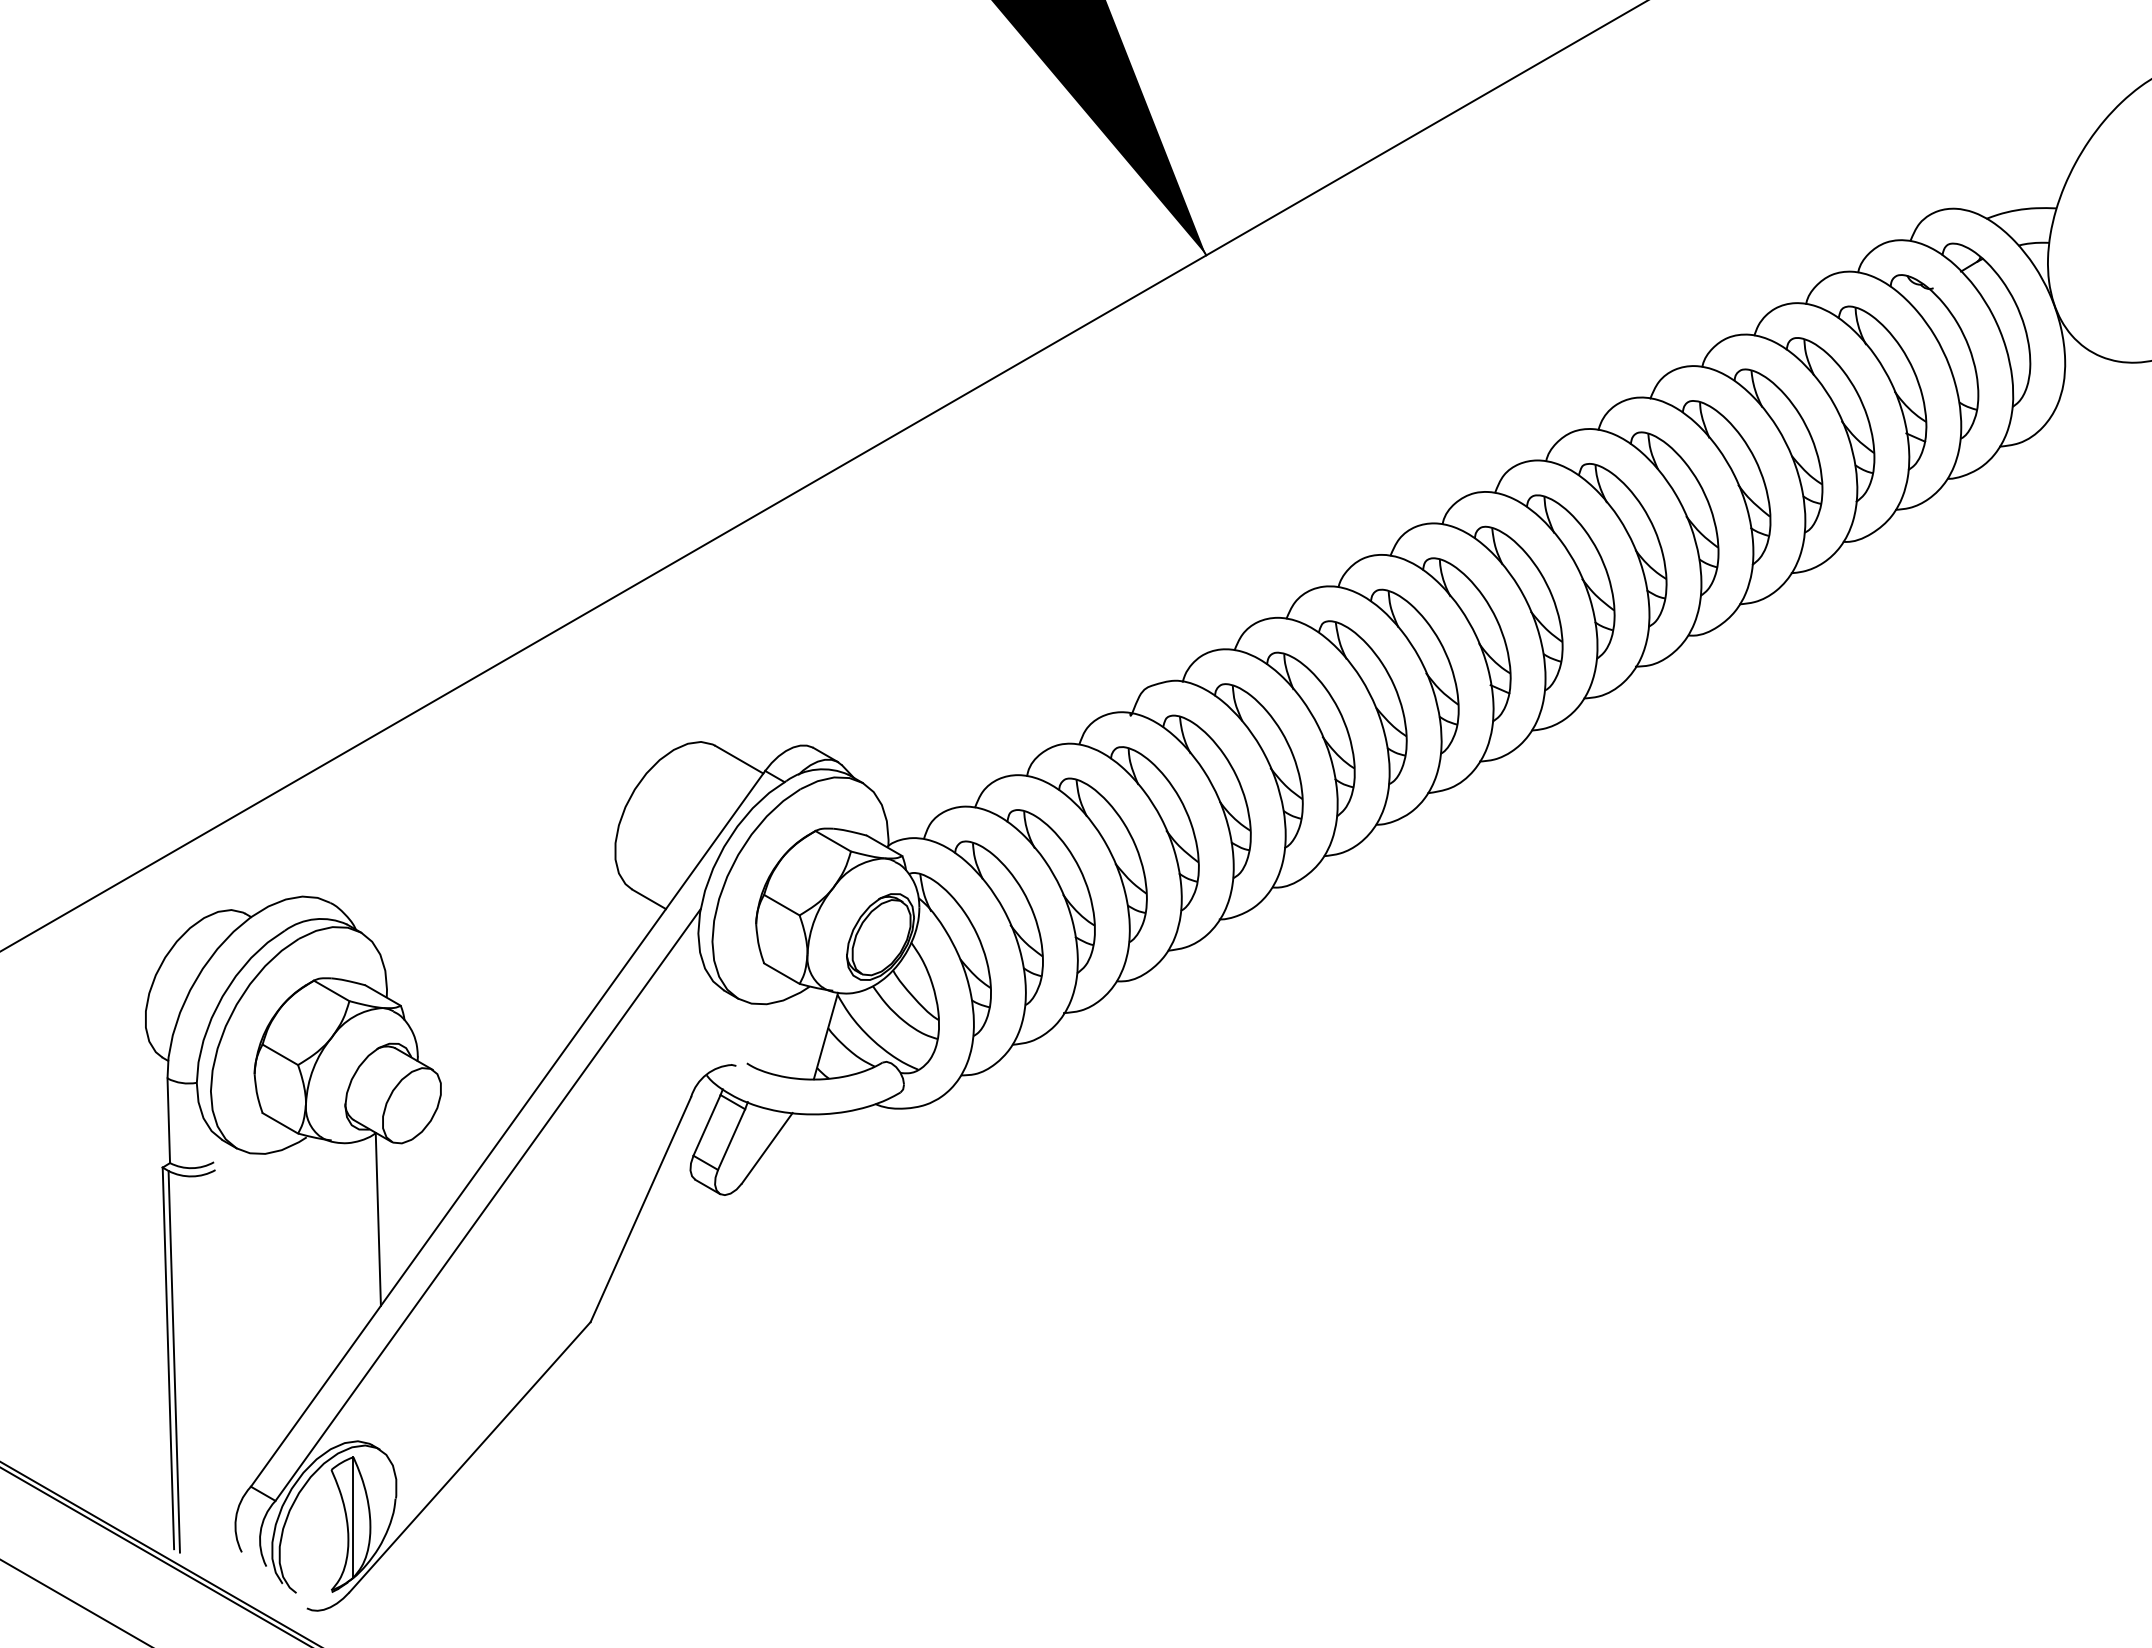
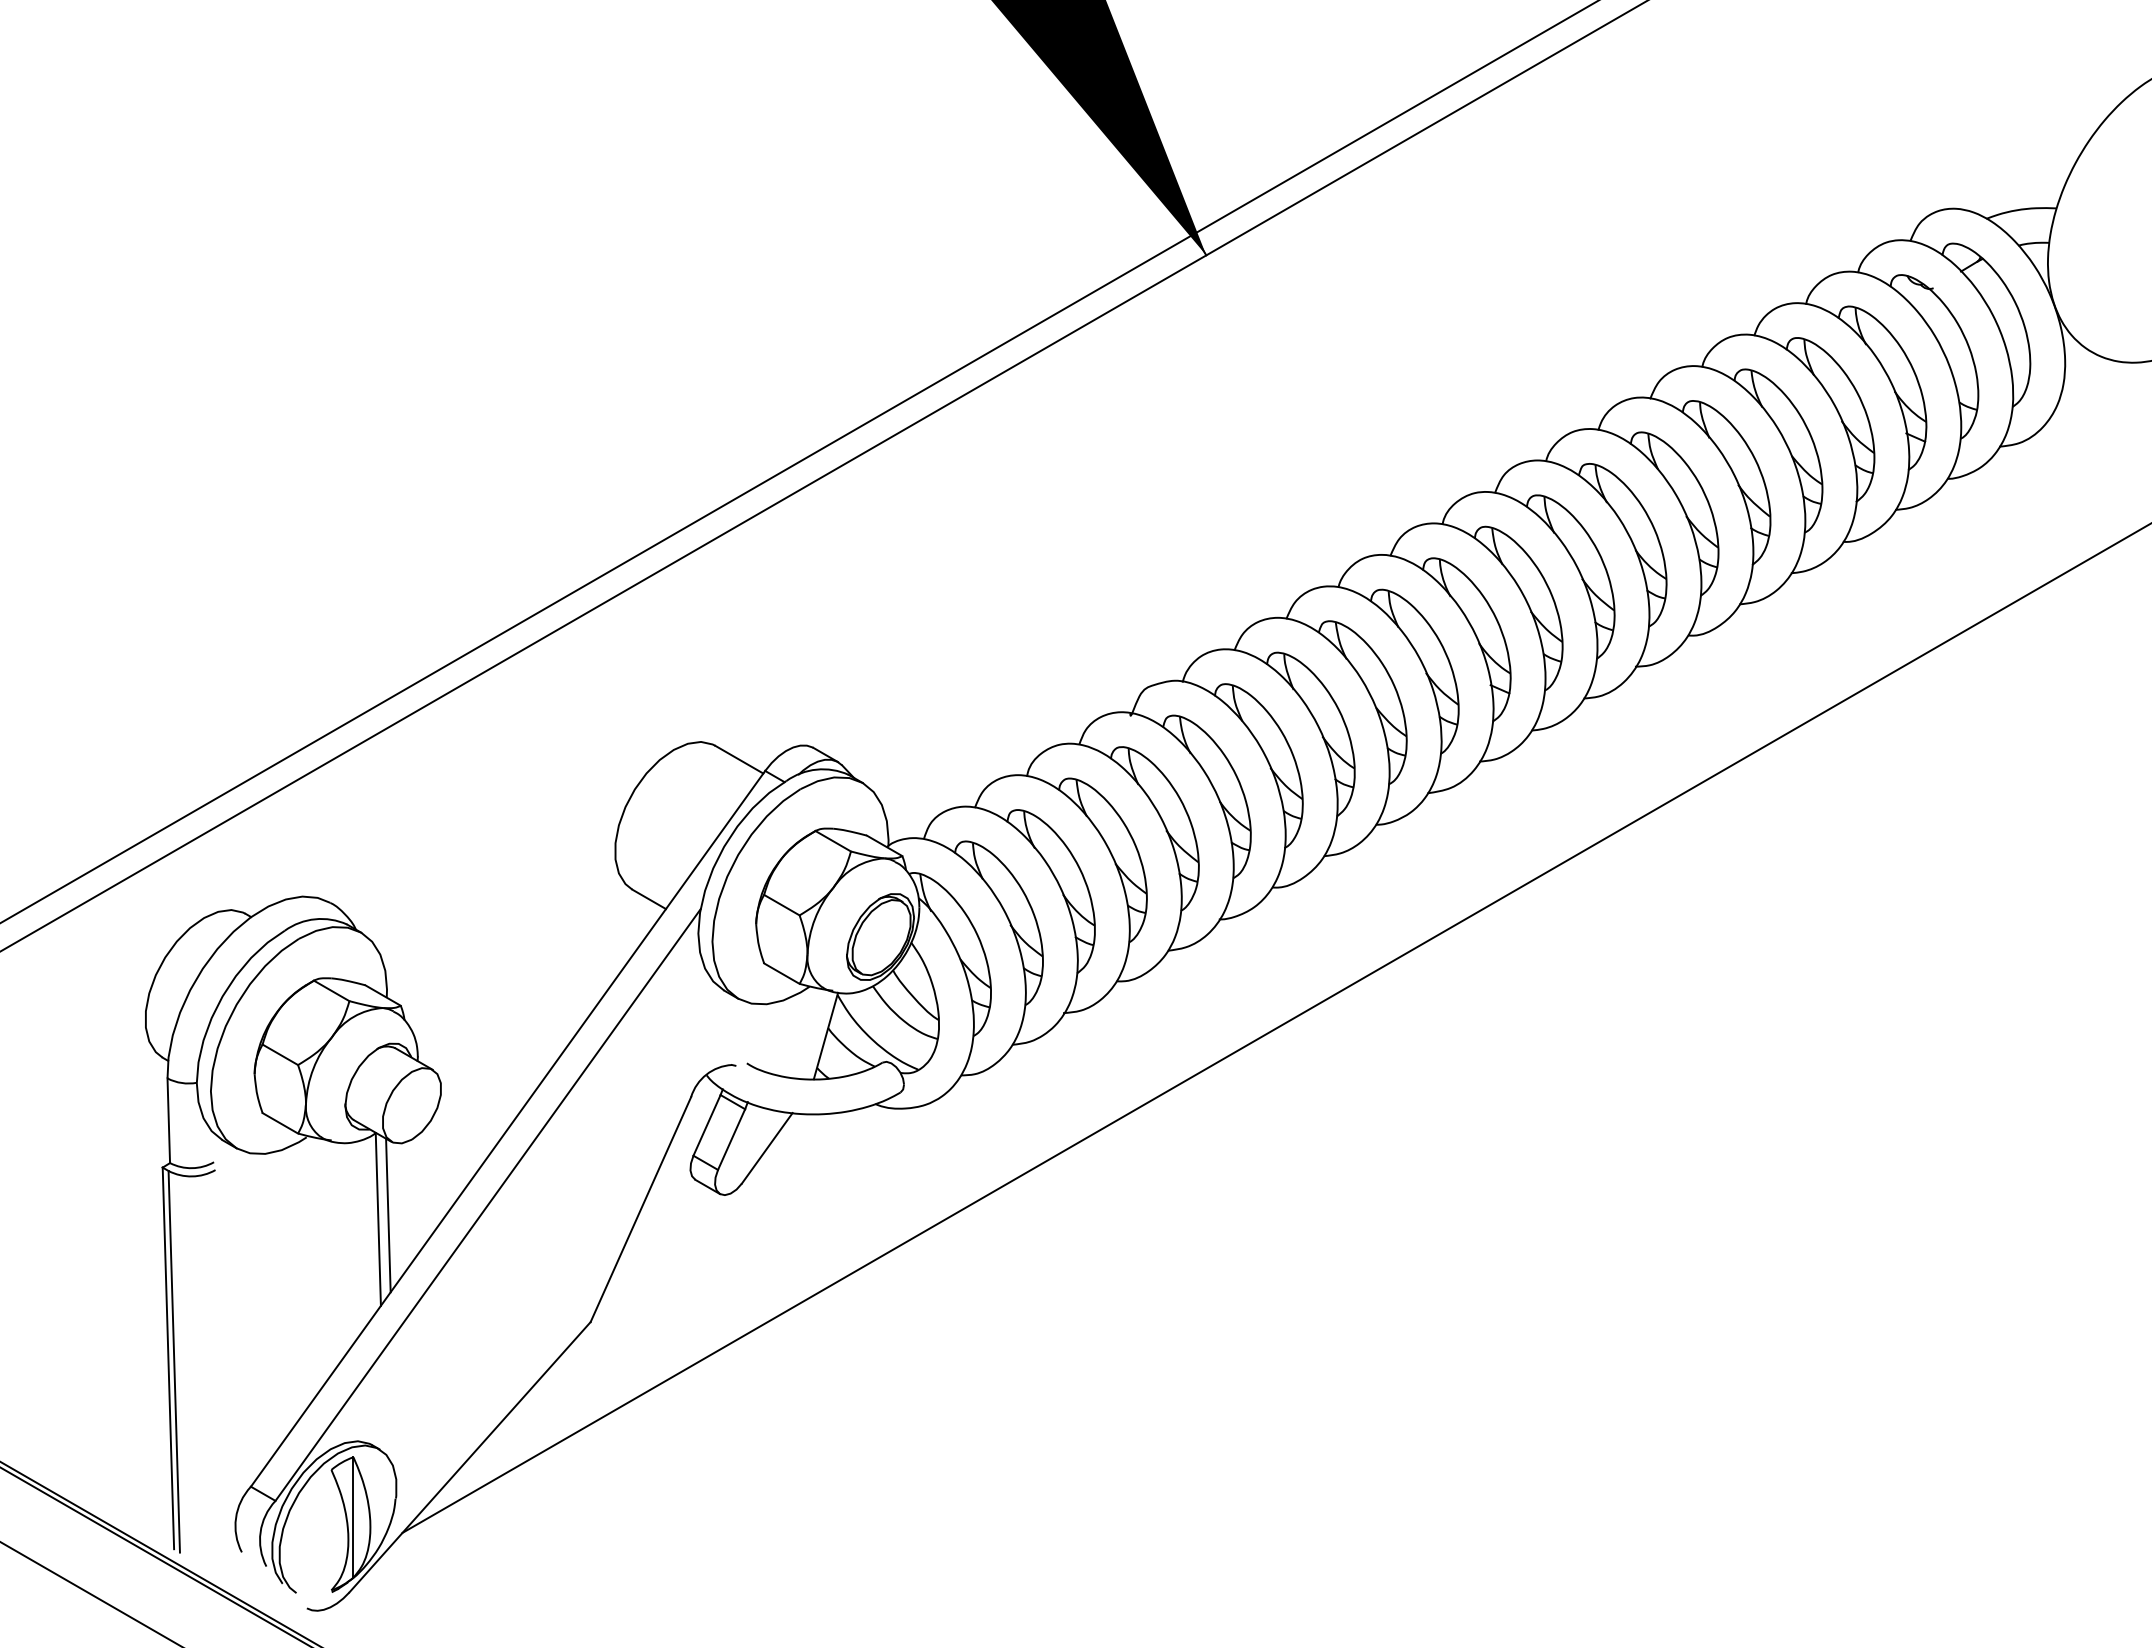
line: none -> present (799, 462)
line: none -> present (1275, 1028)
line: none -> present (388, 1215)
line position: (74, 1602) -> (90, 1593) (90, 1593)
